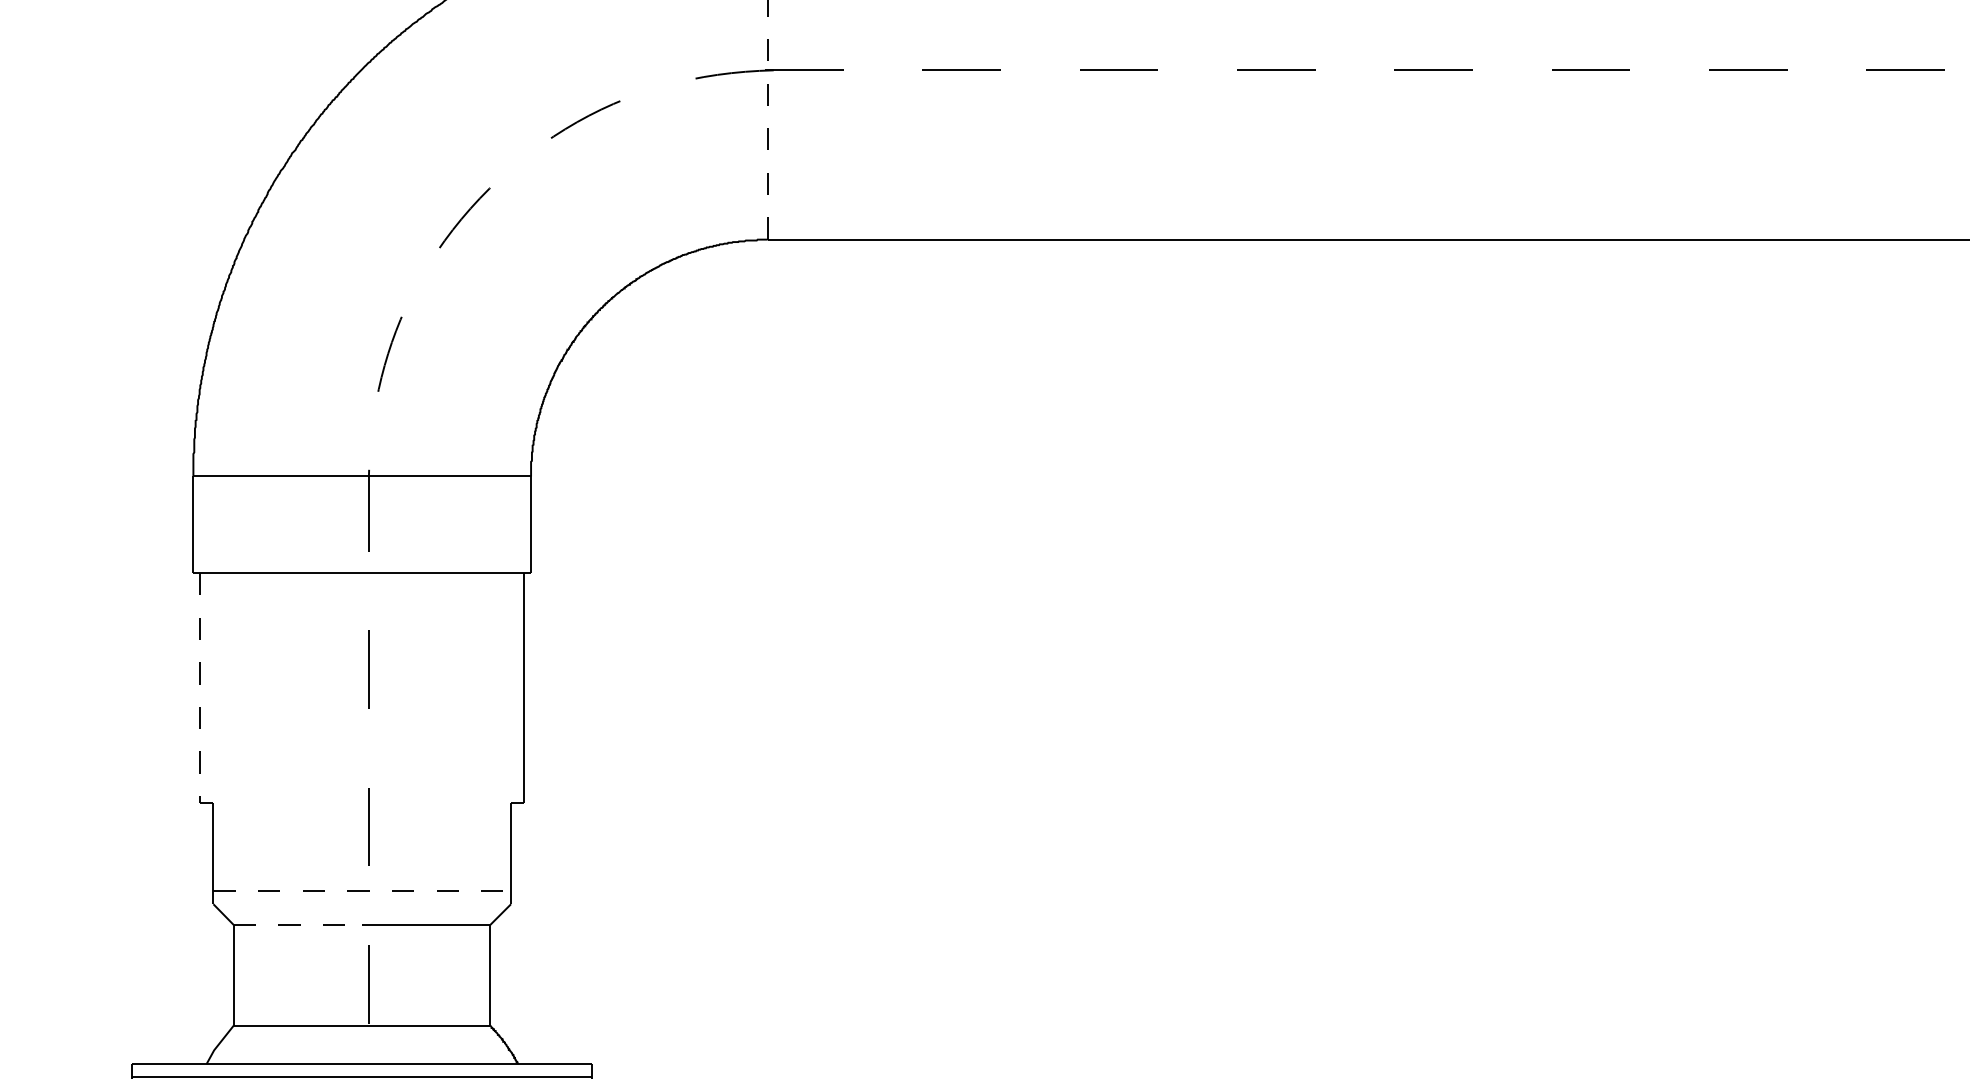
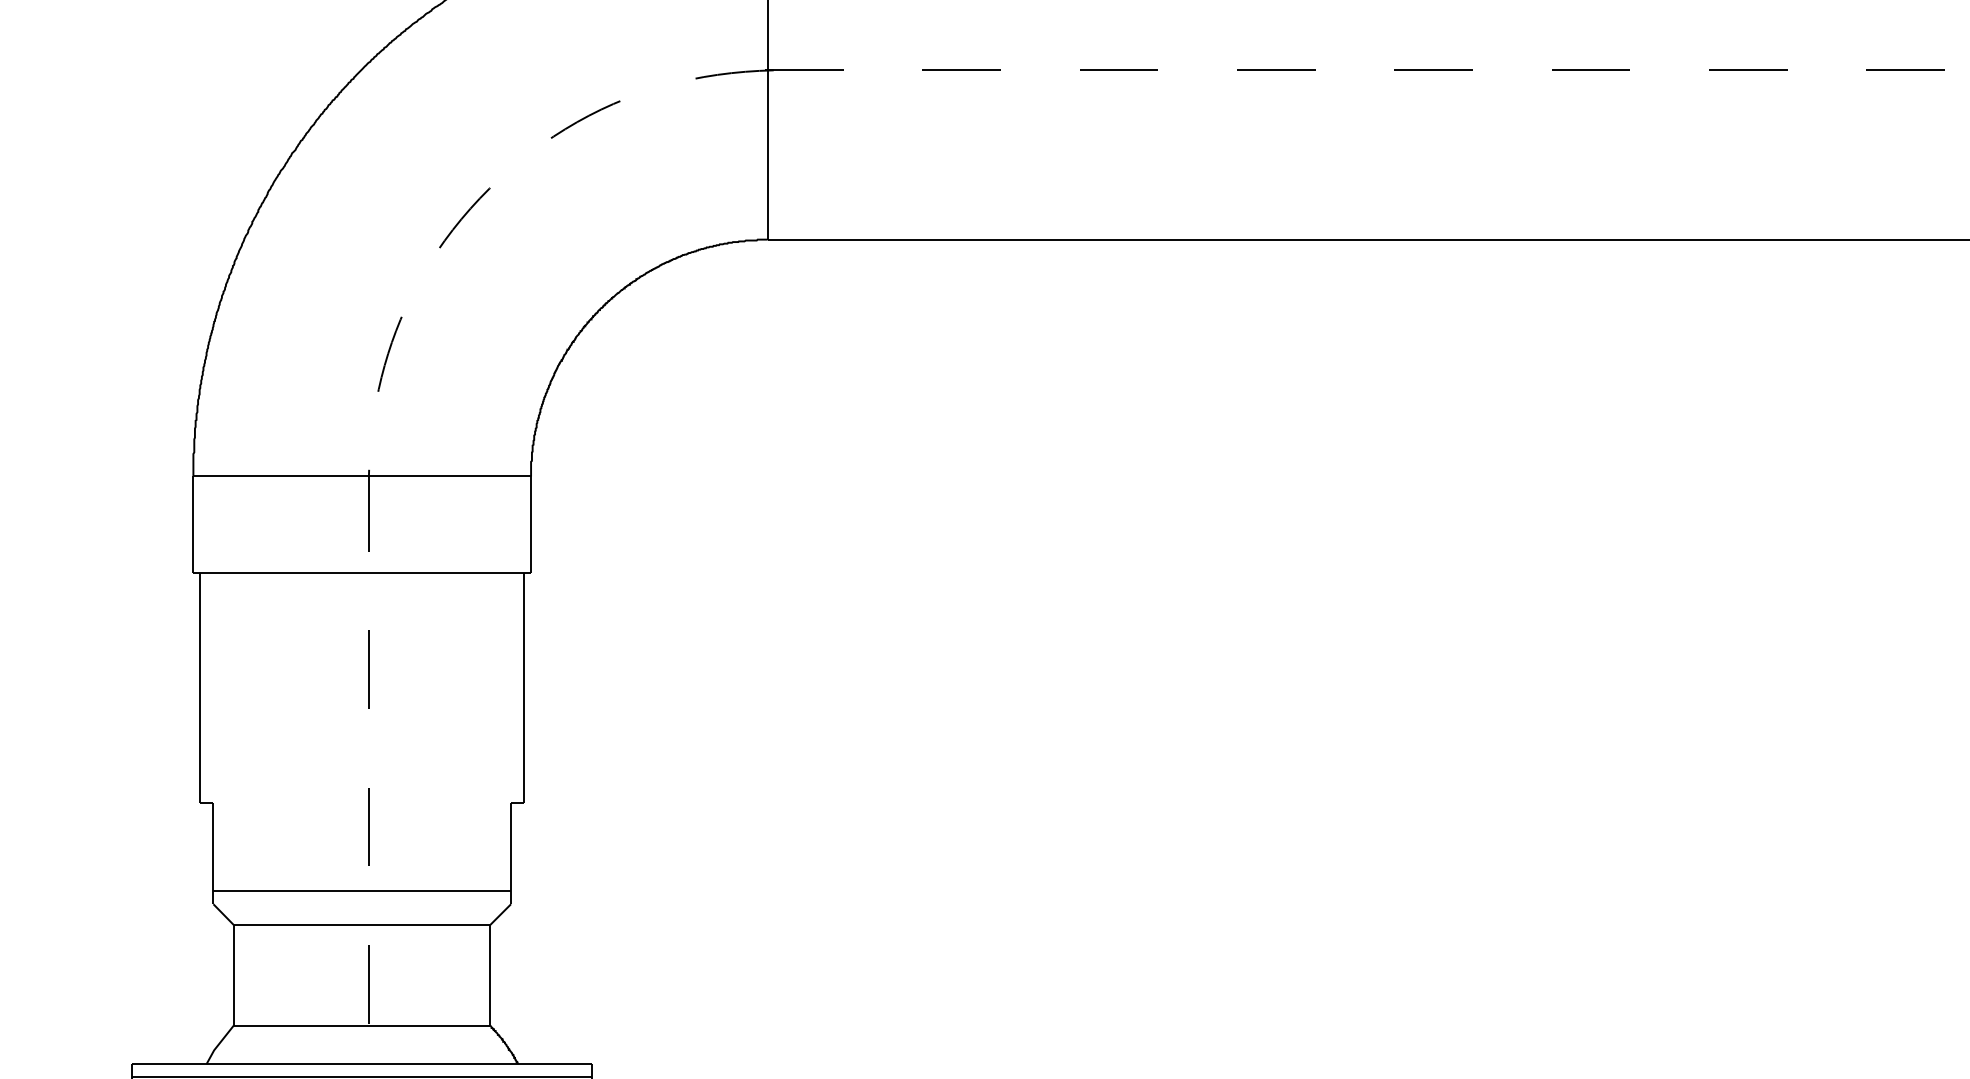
line: dashed -> solid (767, 119)
line: dashed -> solid (200, 687)
line: dashed -> solid (362, 891)
line: dashed -> solid (298, 925)
